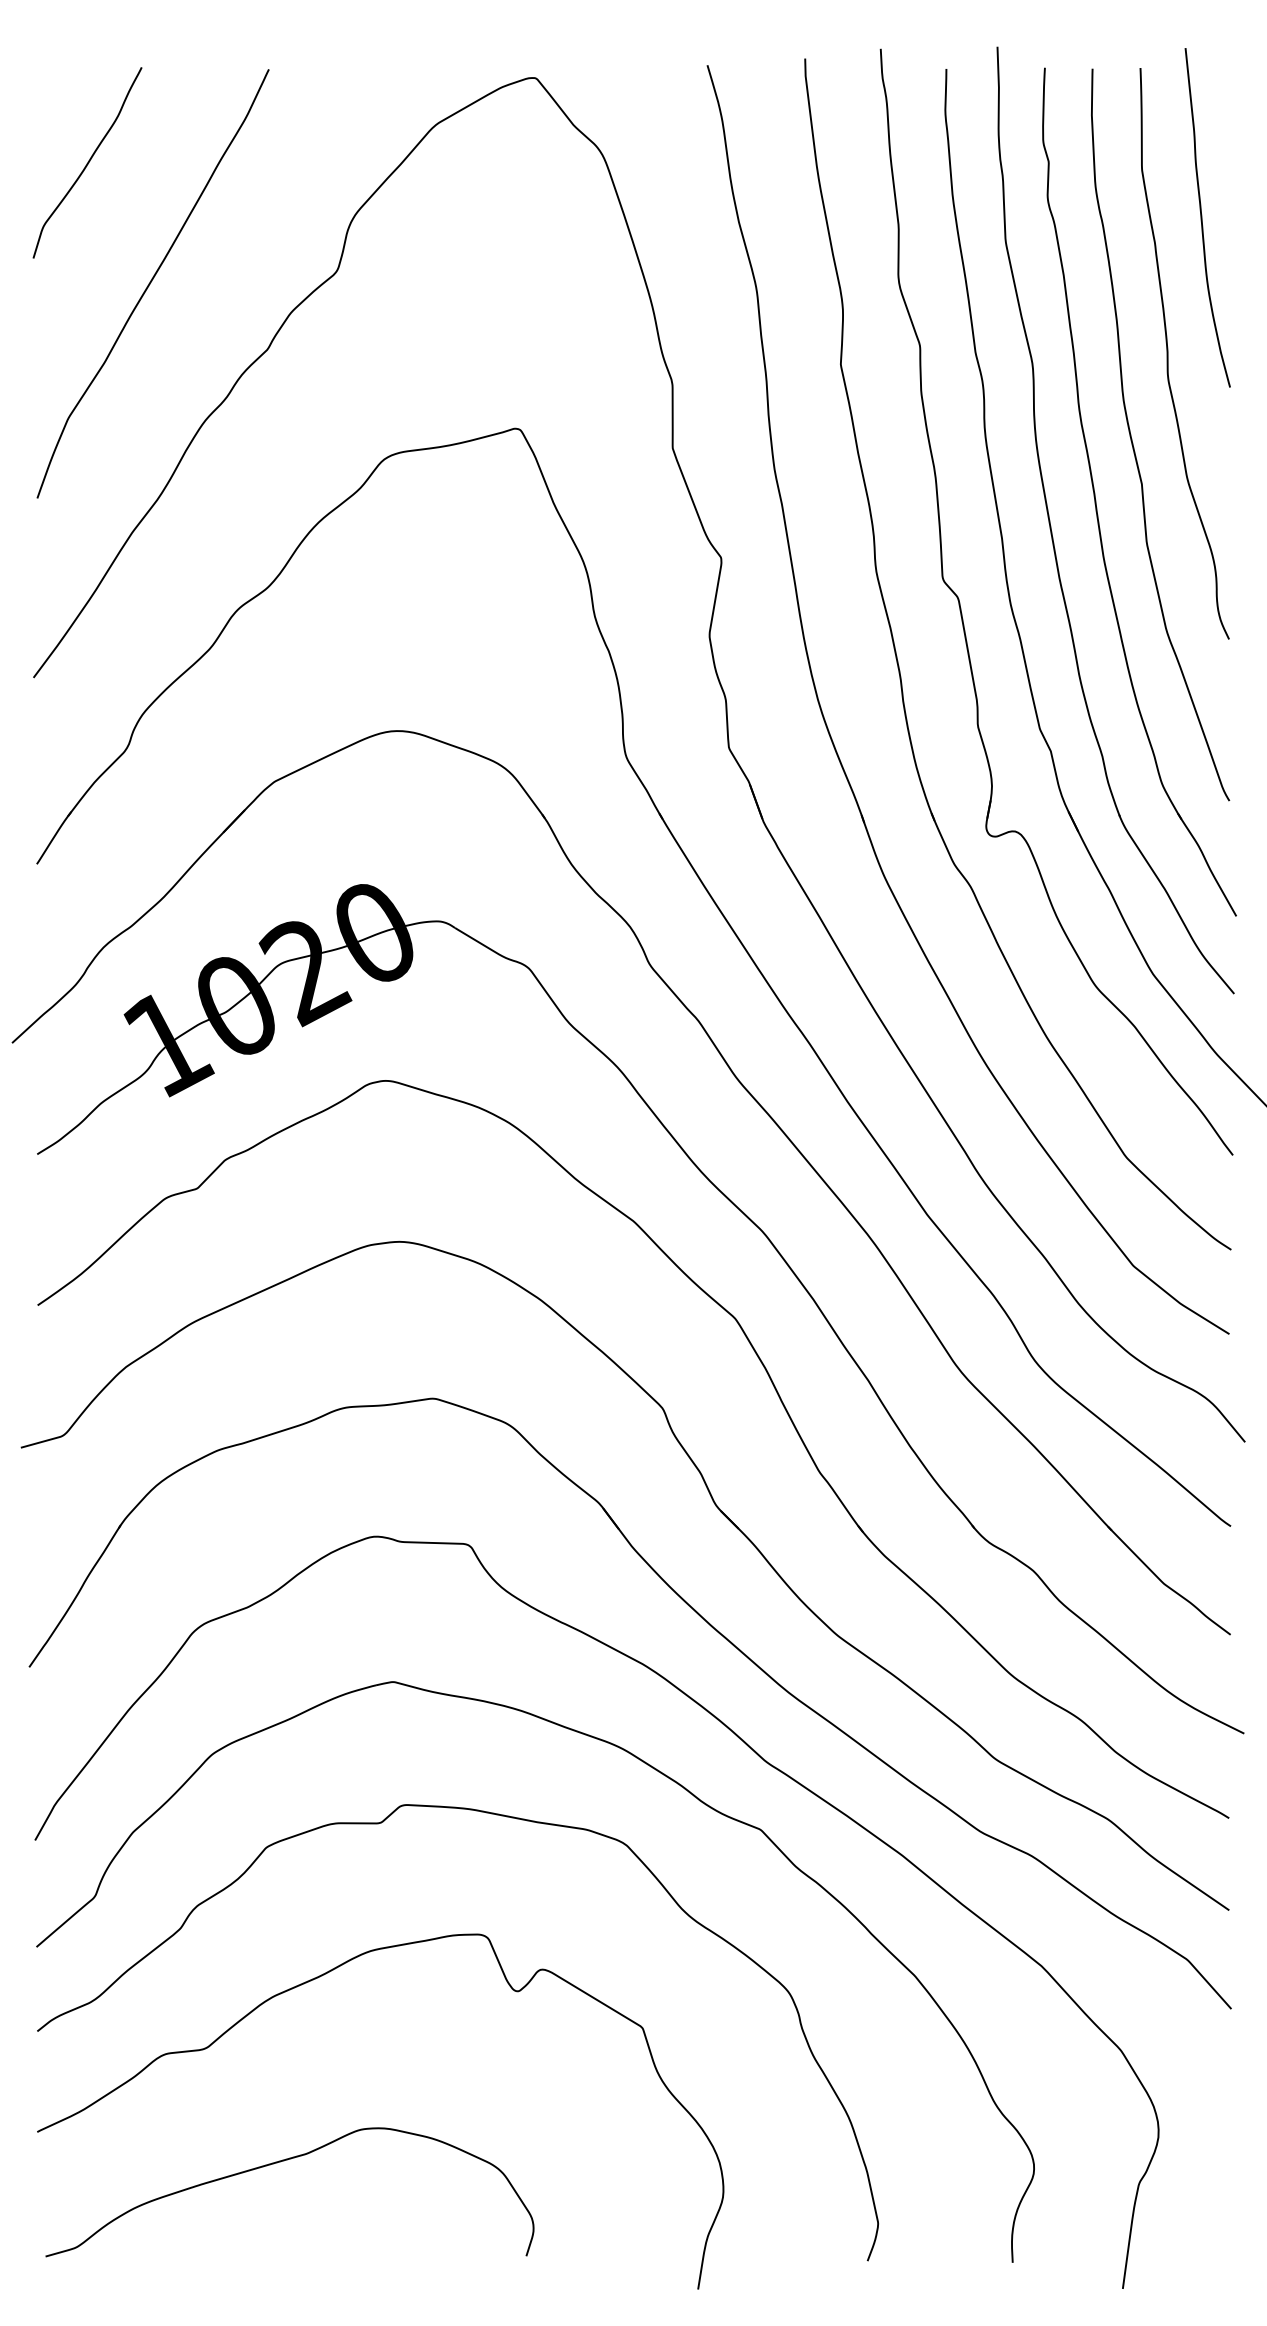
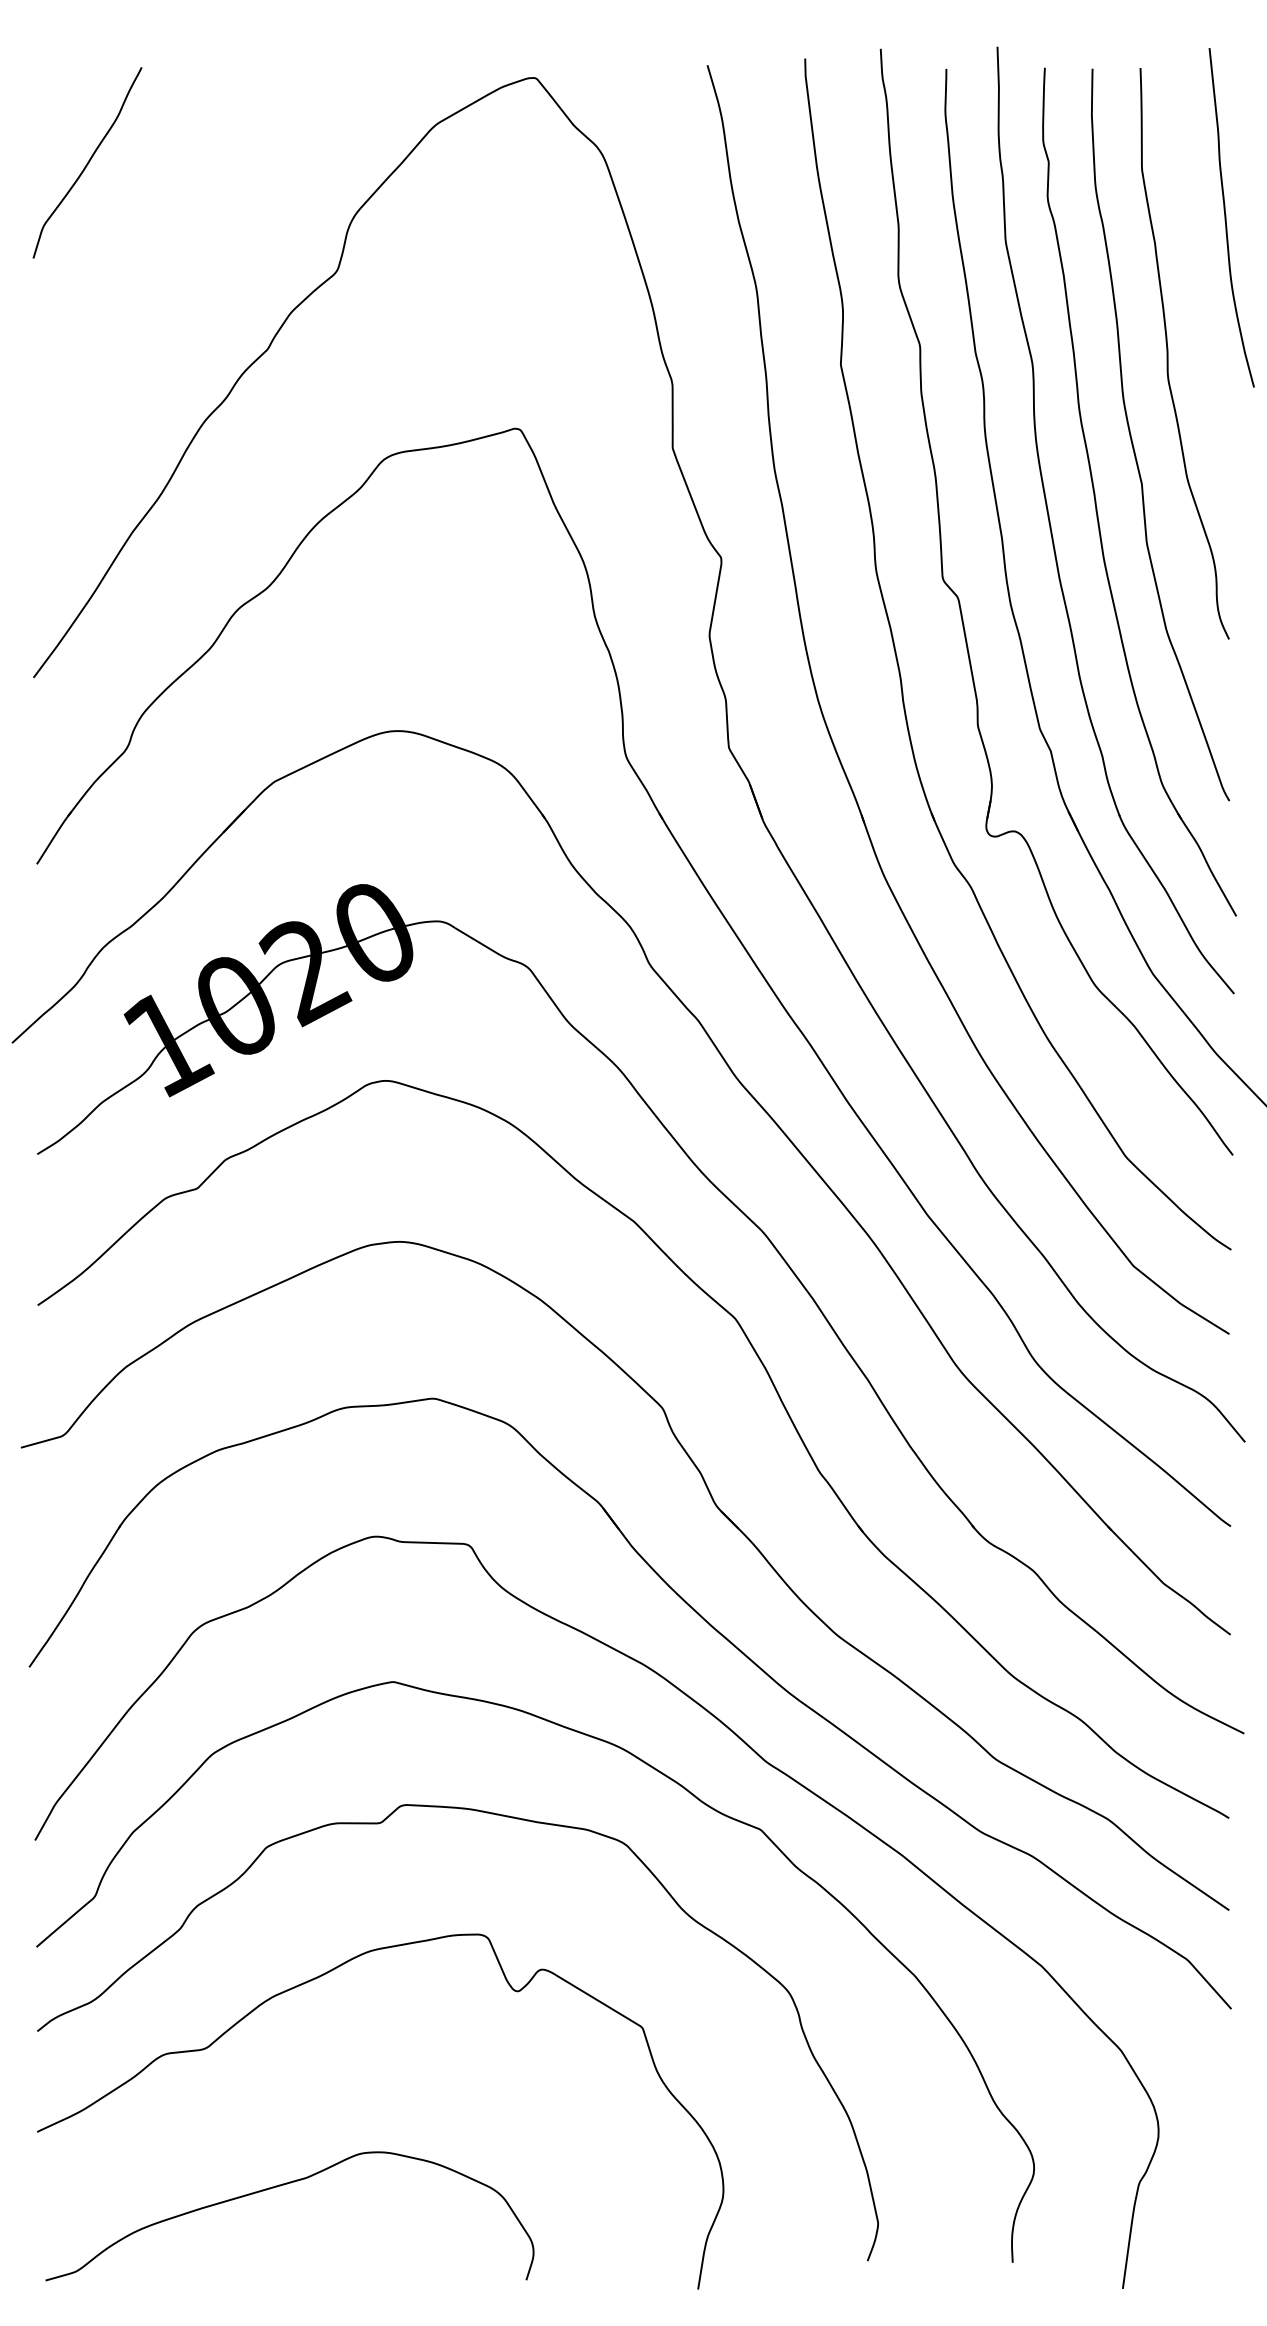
curve position: (1202, 217) -> (1226, 217) (1226, 217)
curve: present -> none (151, 282)
curve position: (280, 2162) -> (280, 2186) (280, 2186)
